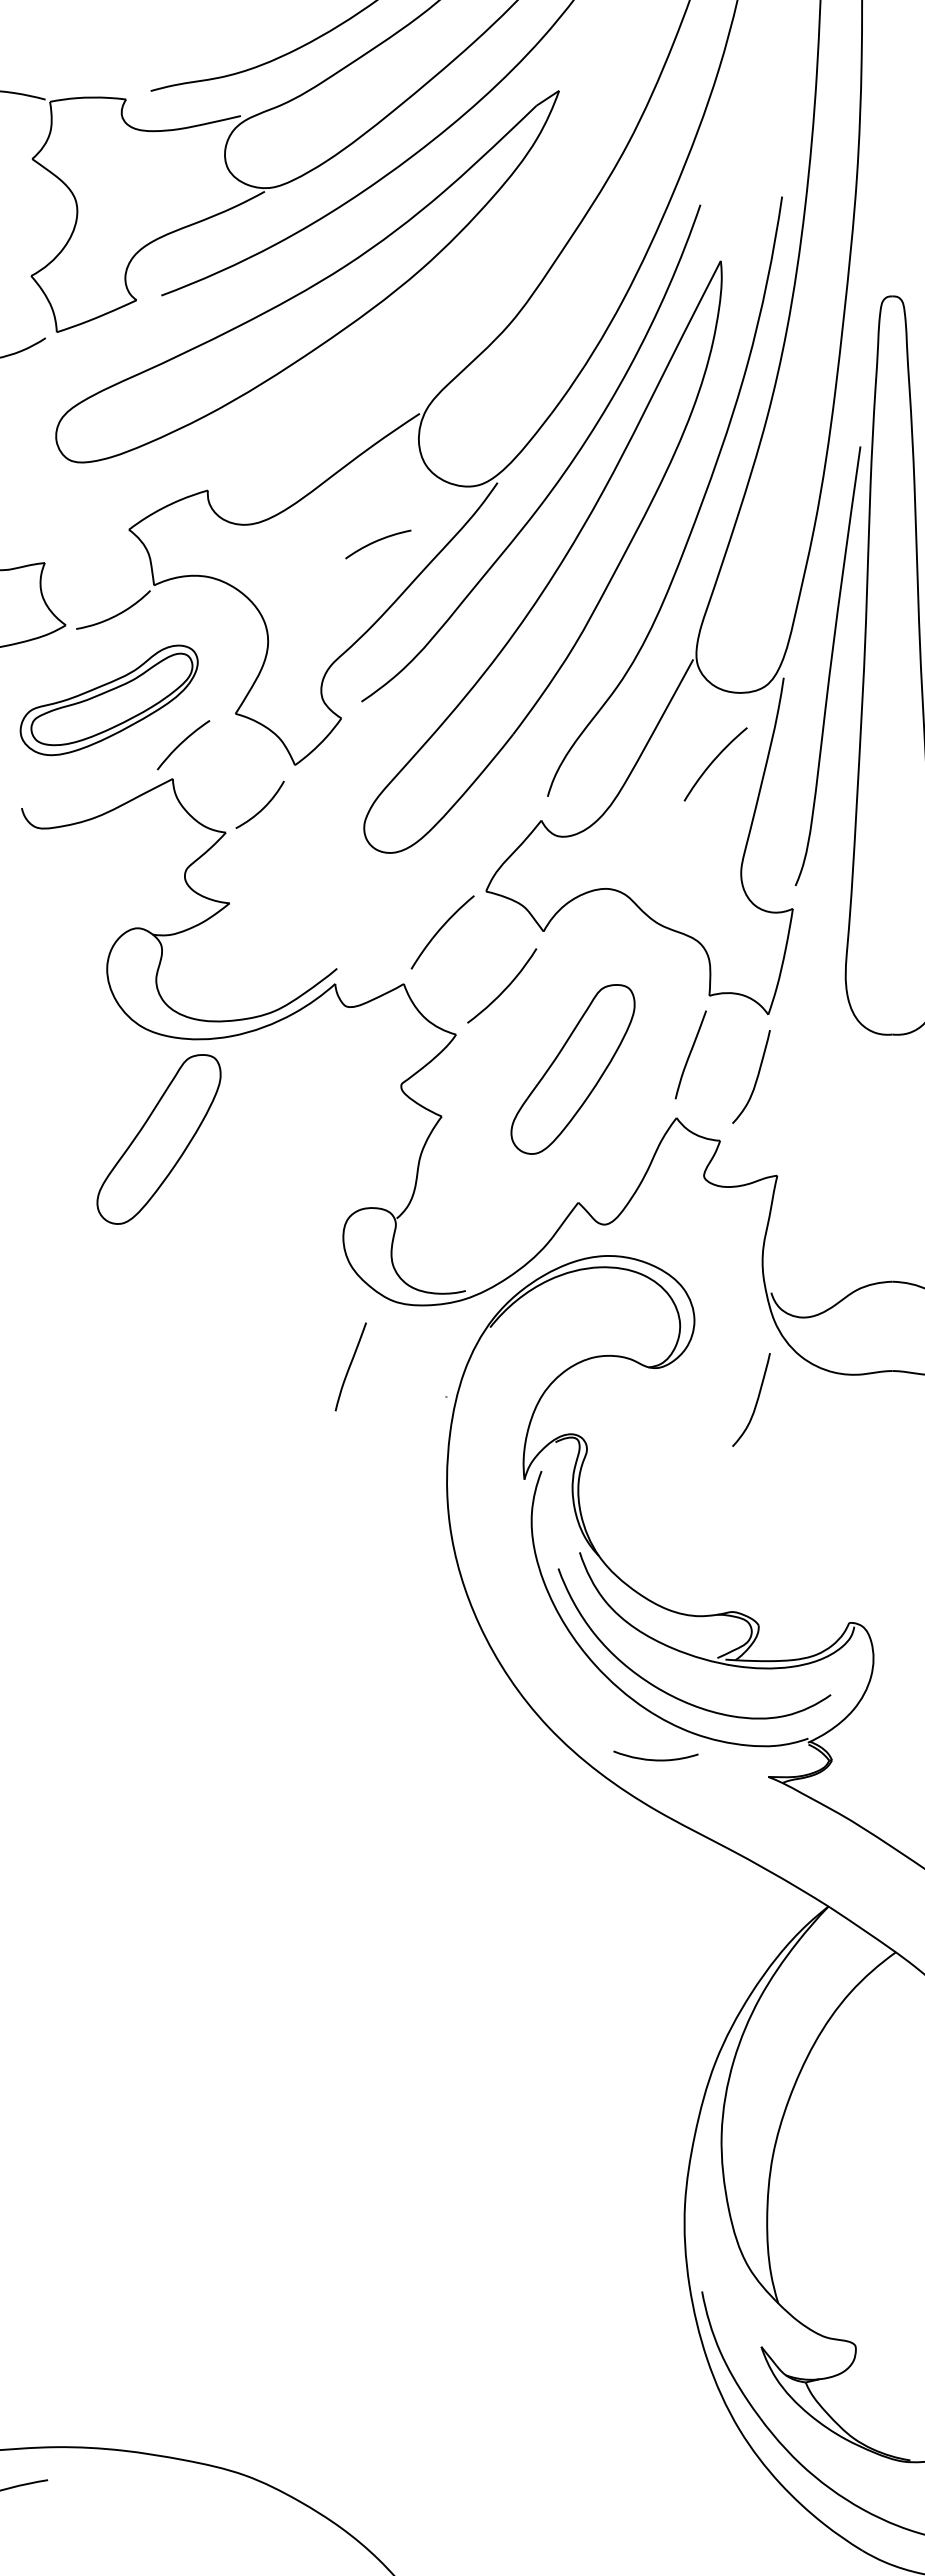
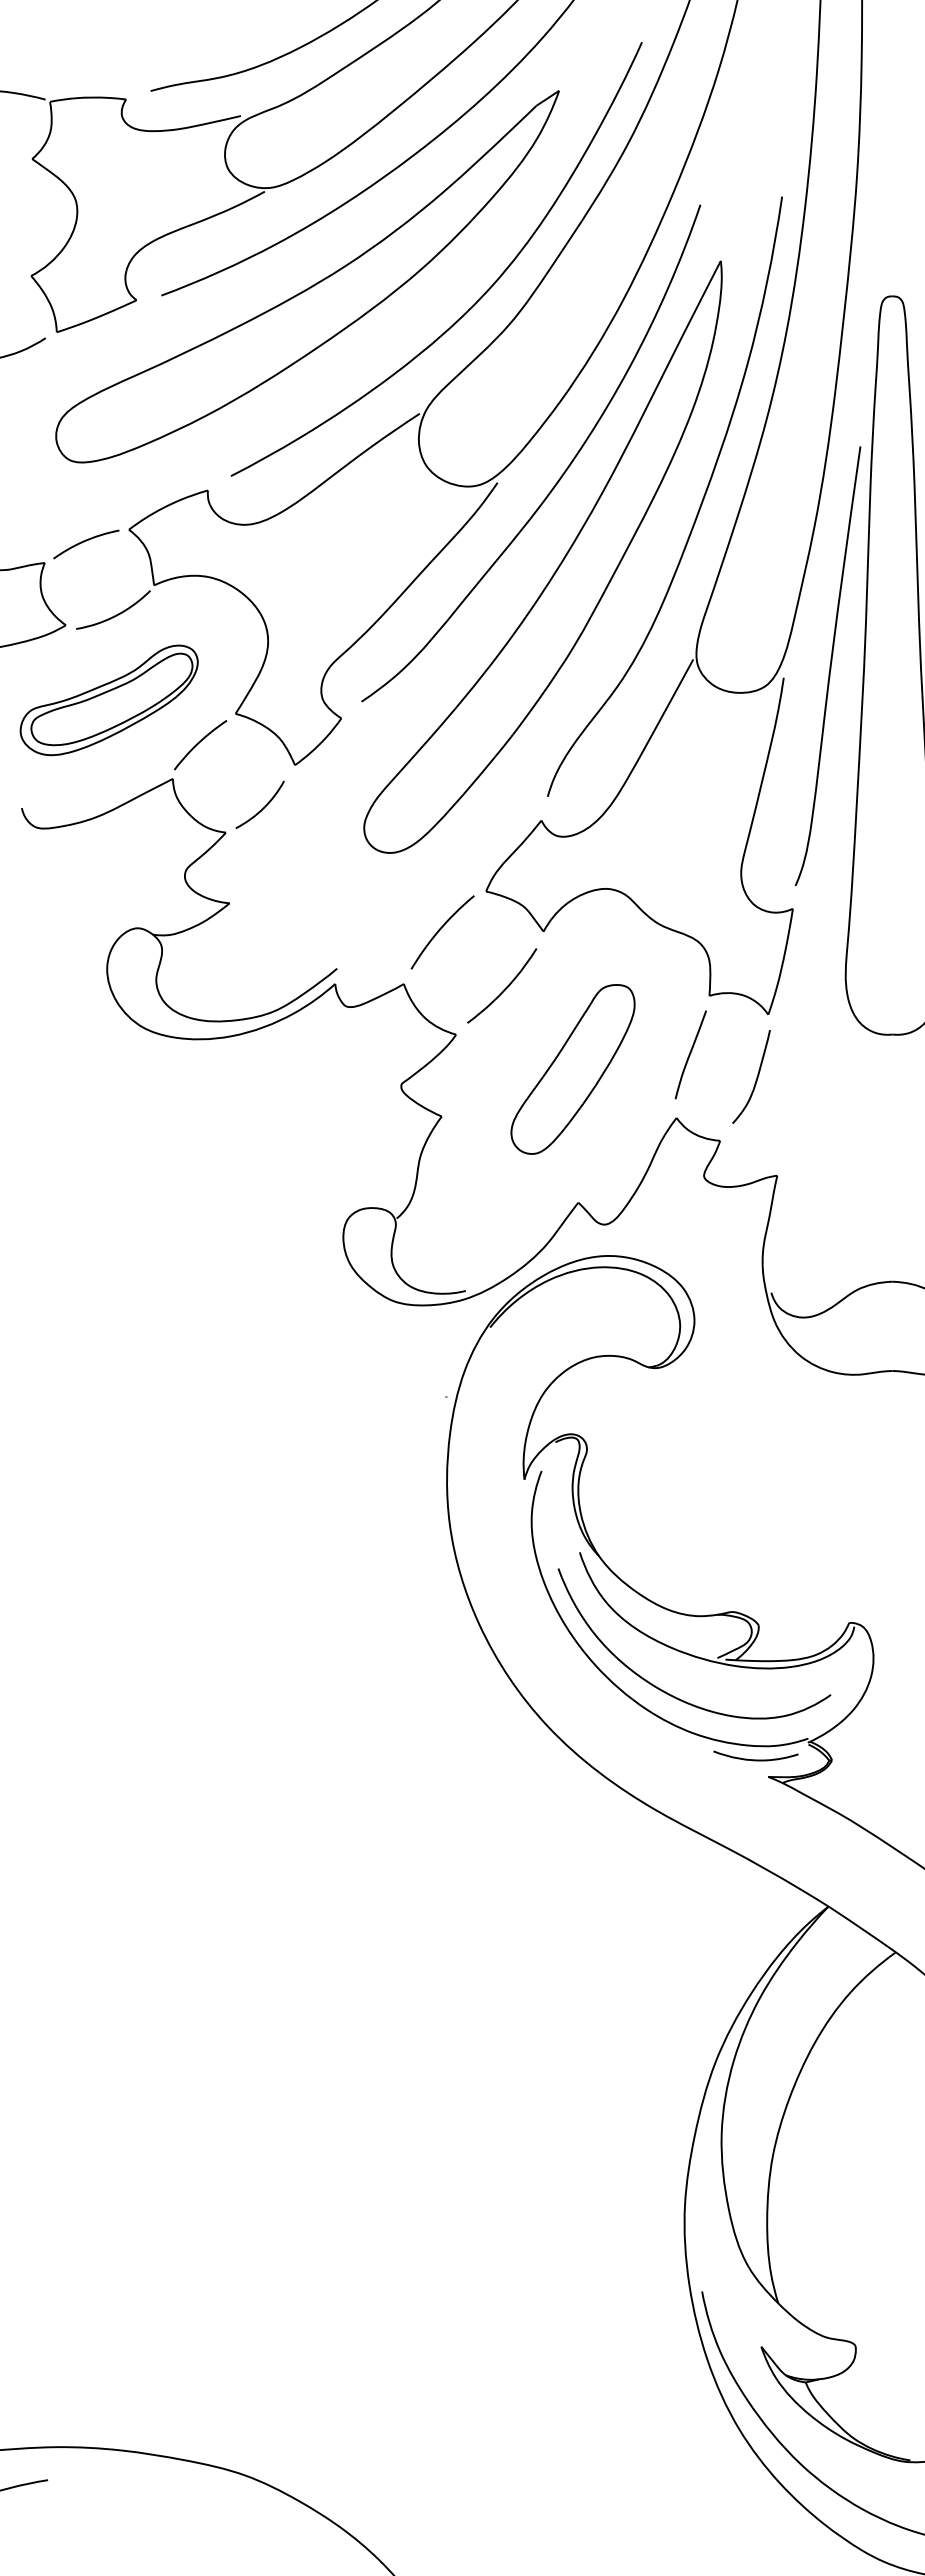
curve: none -> present (481, 295)
curve position: (376, 542) -> (84, 542) (84, 542)
curve position: (182, 743) -> (199, 743) (199, 743)
curve: present -> none (713, 762)
part: present -> none (158, 1139)
curve: present -> none (350, 1366)
curve: present -> none (756, 1400)
curve position: (655, 1759) -> (755, 1759) (755, 1759)
